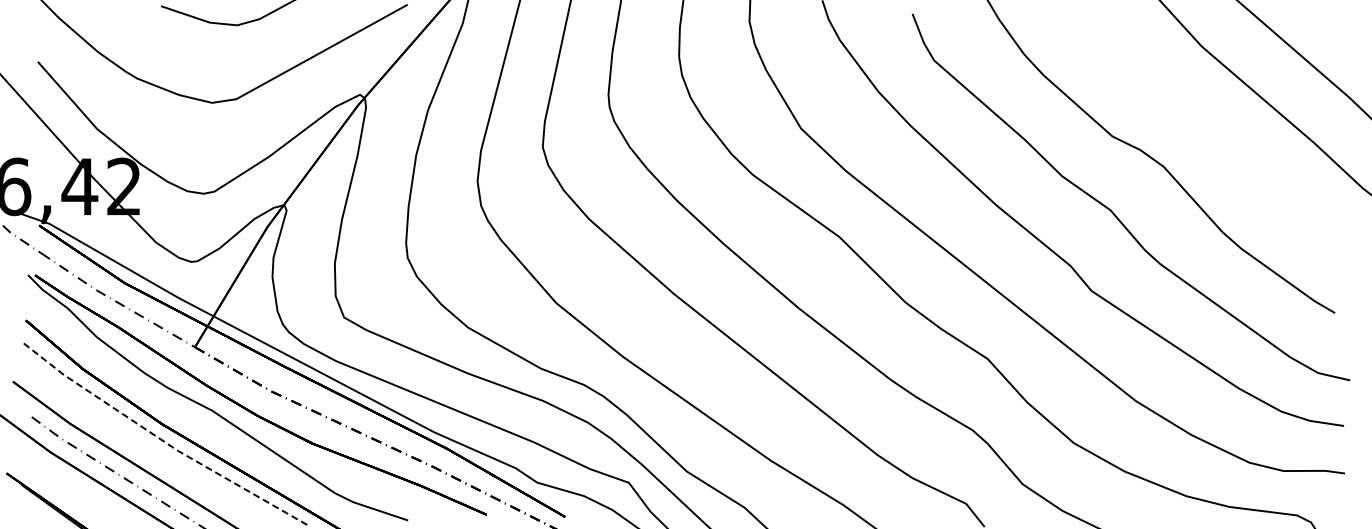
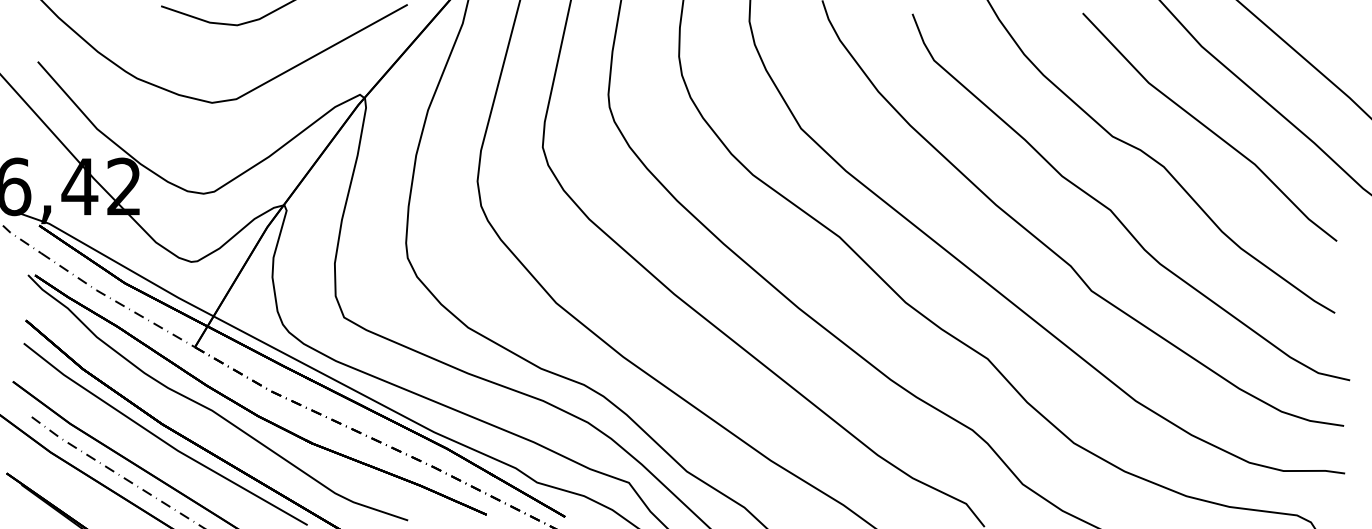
line: none -> present (1208, 127)
line: dashed -> solid (162, 440)
